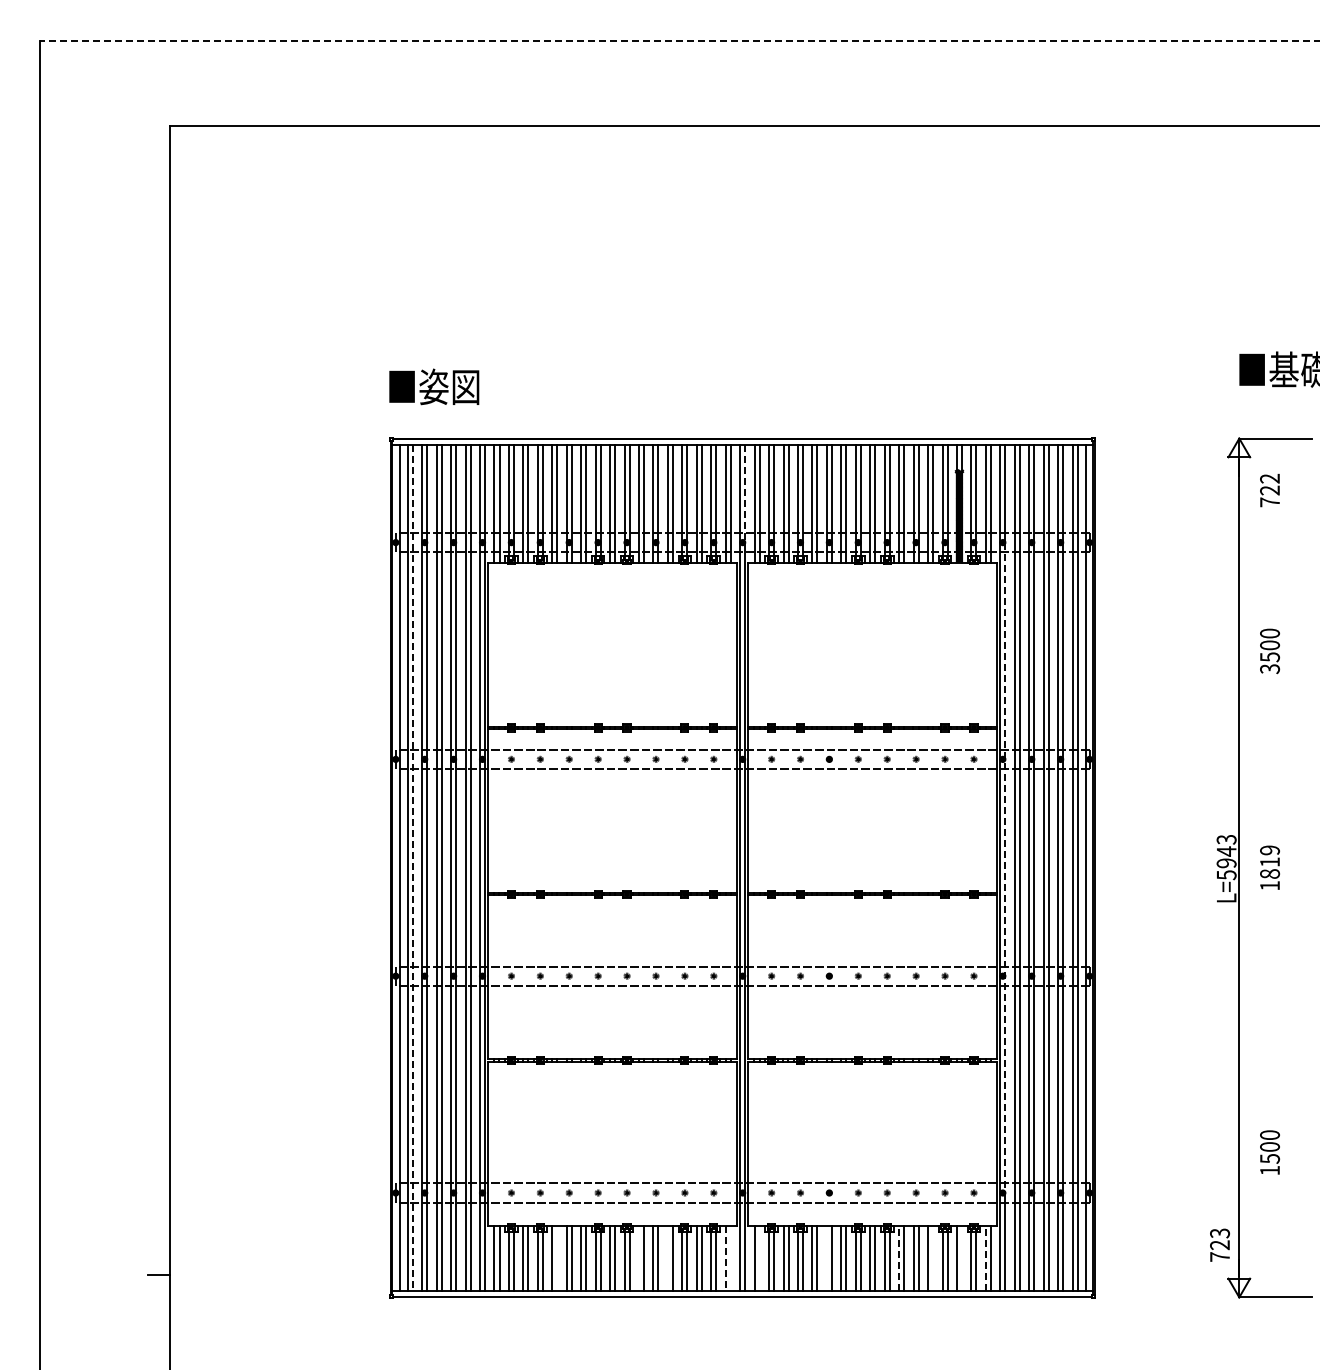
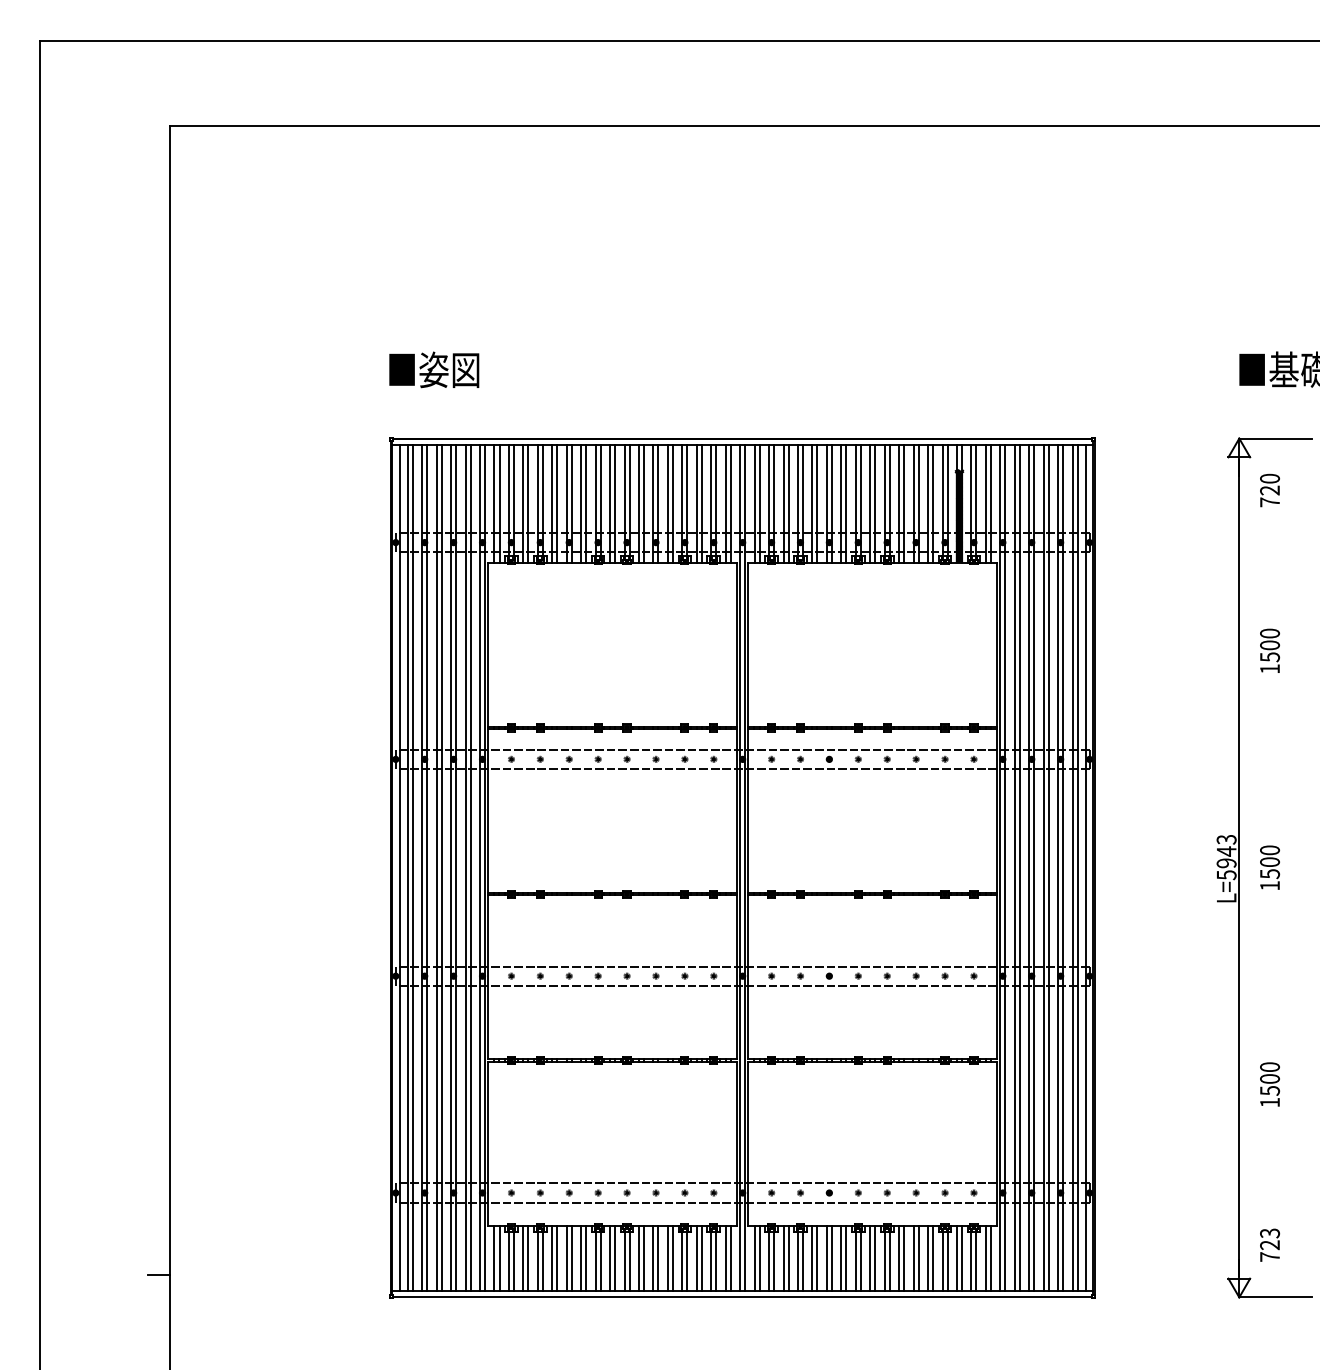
line: dashed -> solid (679, 41)
text position: (434, 386) -> (434, 369) (434, 369)
text: 722 -> 720 (1270, 478)
line: dashed -> solid (745, 493)
text: 3500 -> 1500 (1270, 669)
text: 1819 -> 1500 (1270, 862)
line: dashed -> solid (412, 867)
line: dashed -> solid (1005, 868)
text position: (1269, 1152) -> (1269, 1084) (1269, 1084)
text position: (1219, 1244) -> (1269, 1244) (1269, 1244)
line: none -> present (557, 1257)
line: none -> present (638, 1257)
line: none -> present (667, 1257)
line: none -> present (730, 1257)
line: none -> present (759, 1257)
line: none -> present (826, 1257)
line: dashed -> solid (899, 1257)
line: none -> present (933, 1257)
line: none -> present (962, 1257)
line: dashed -> solid (985, 1257)
line: dashed -> solid (725, 1258)
